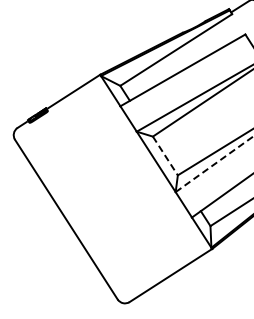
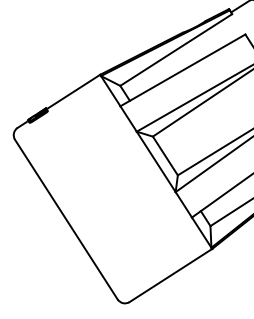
line: dashed -> solid (165, 156)
line: dashed -> solid (214, 164)
